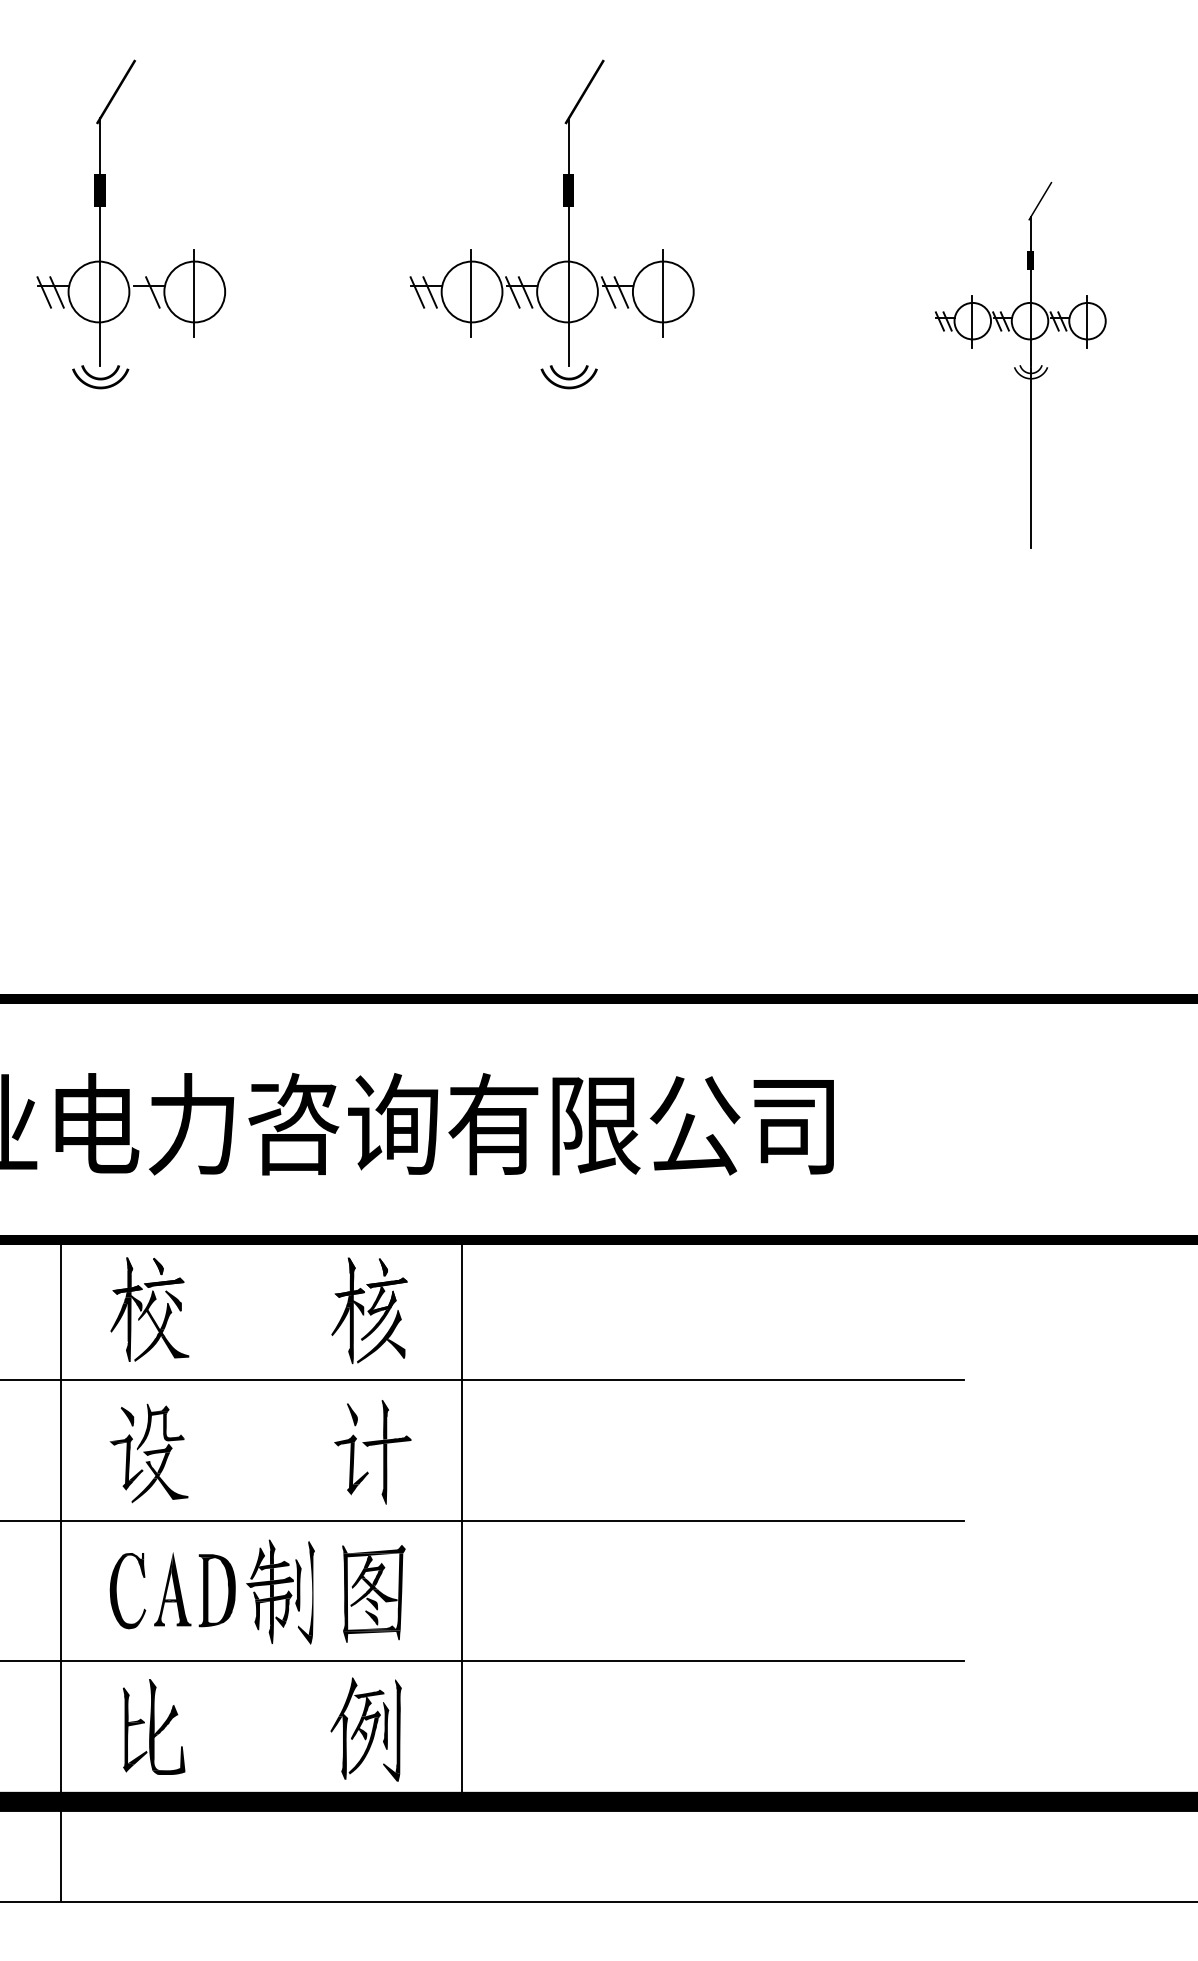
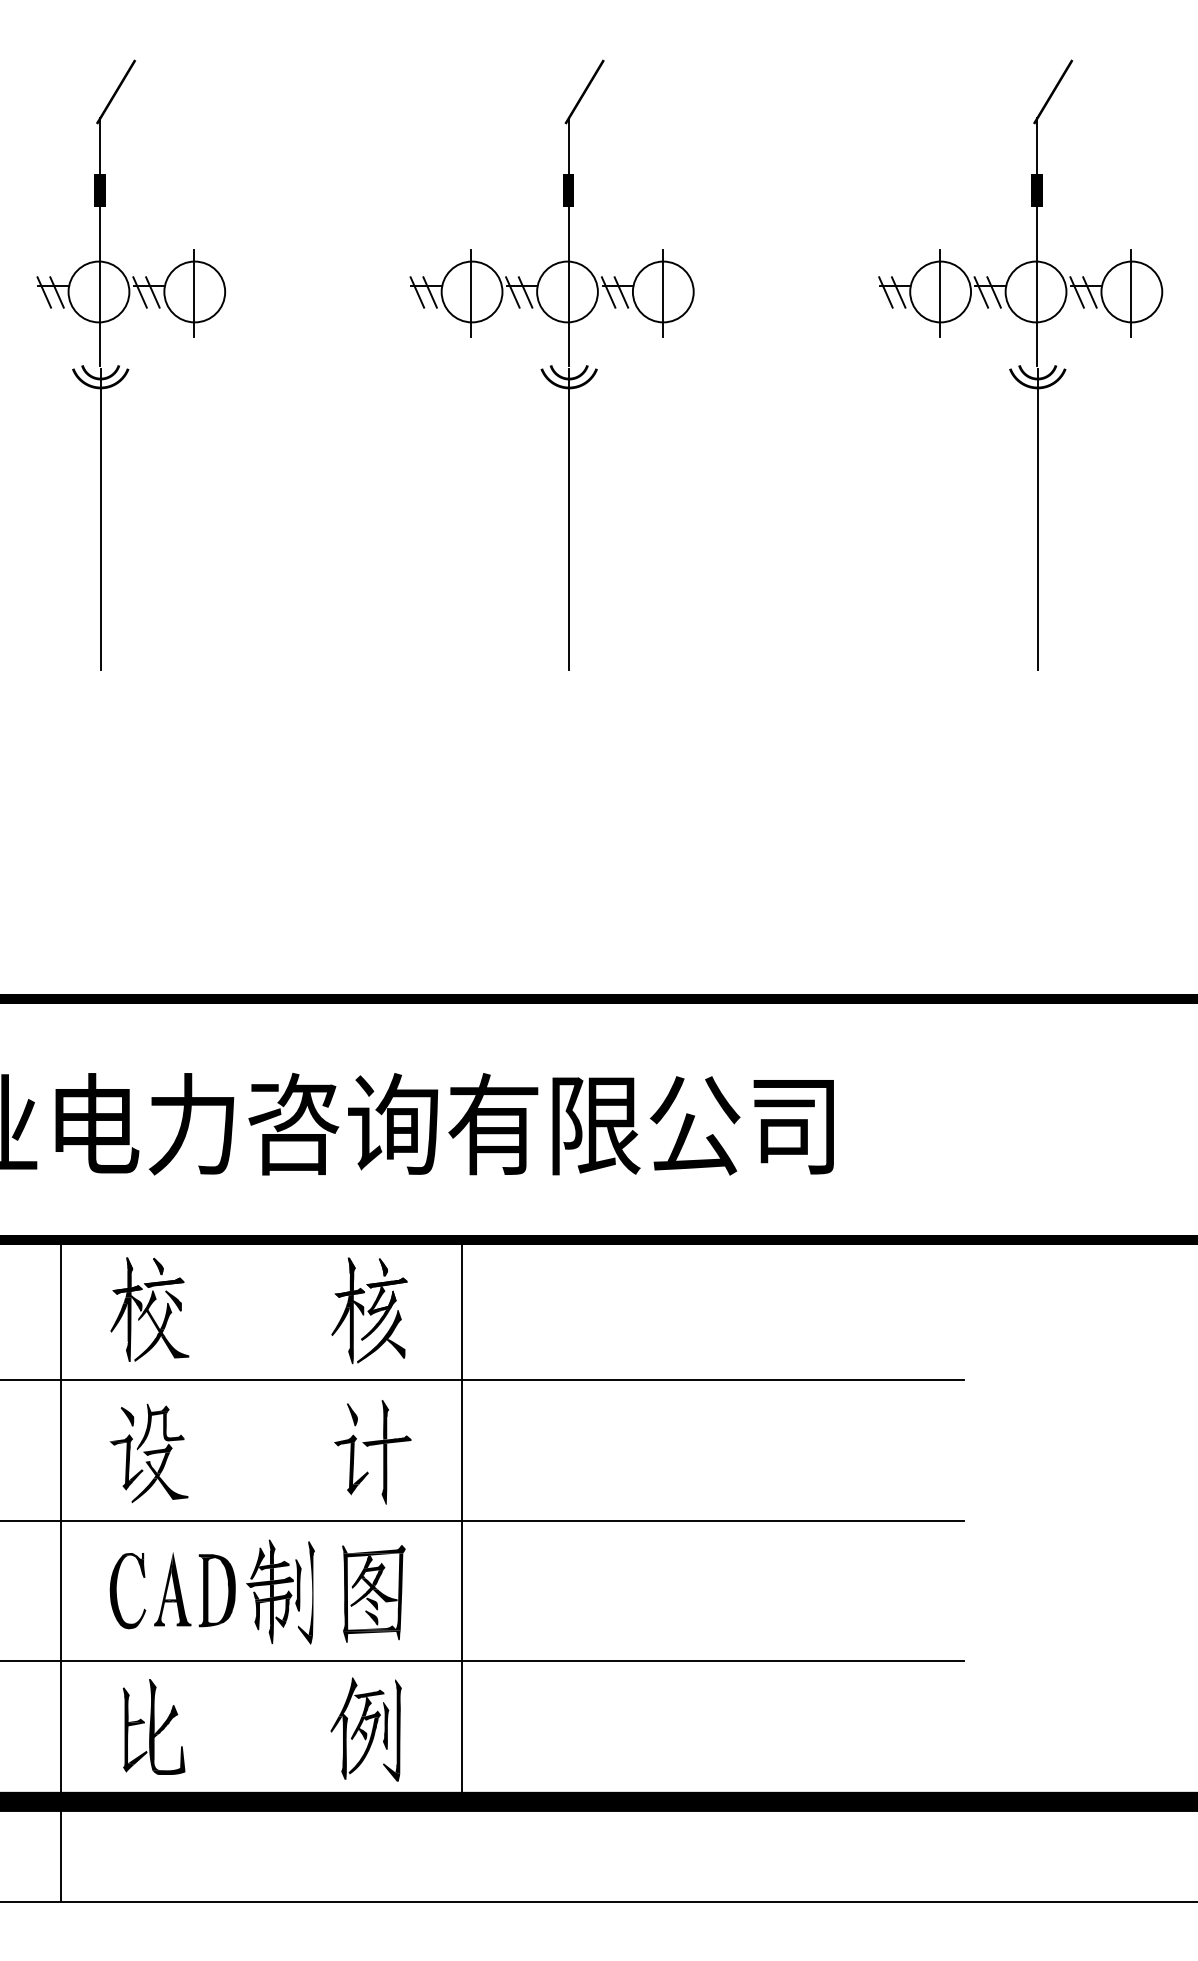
line: none -> present (139, 292)
part size: 172x368 px -> 286x612 px (1020, 364)
line: none -> present (100, 519)
line: none -> present (569, 519)
